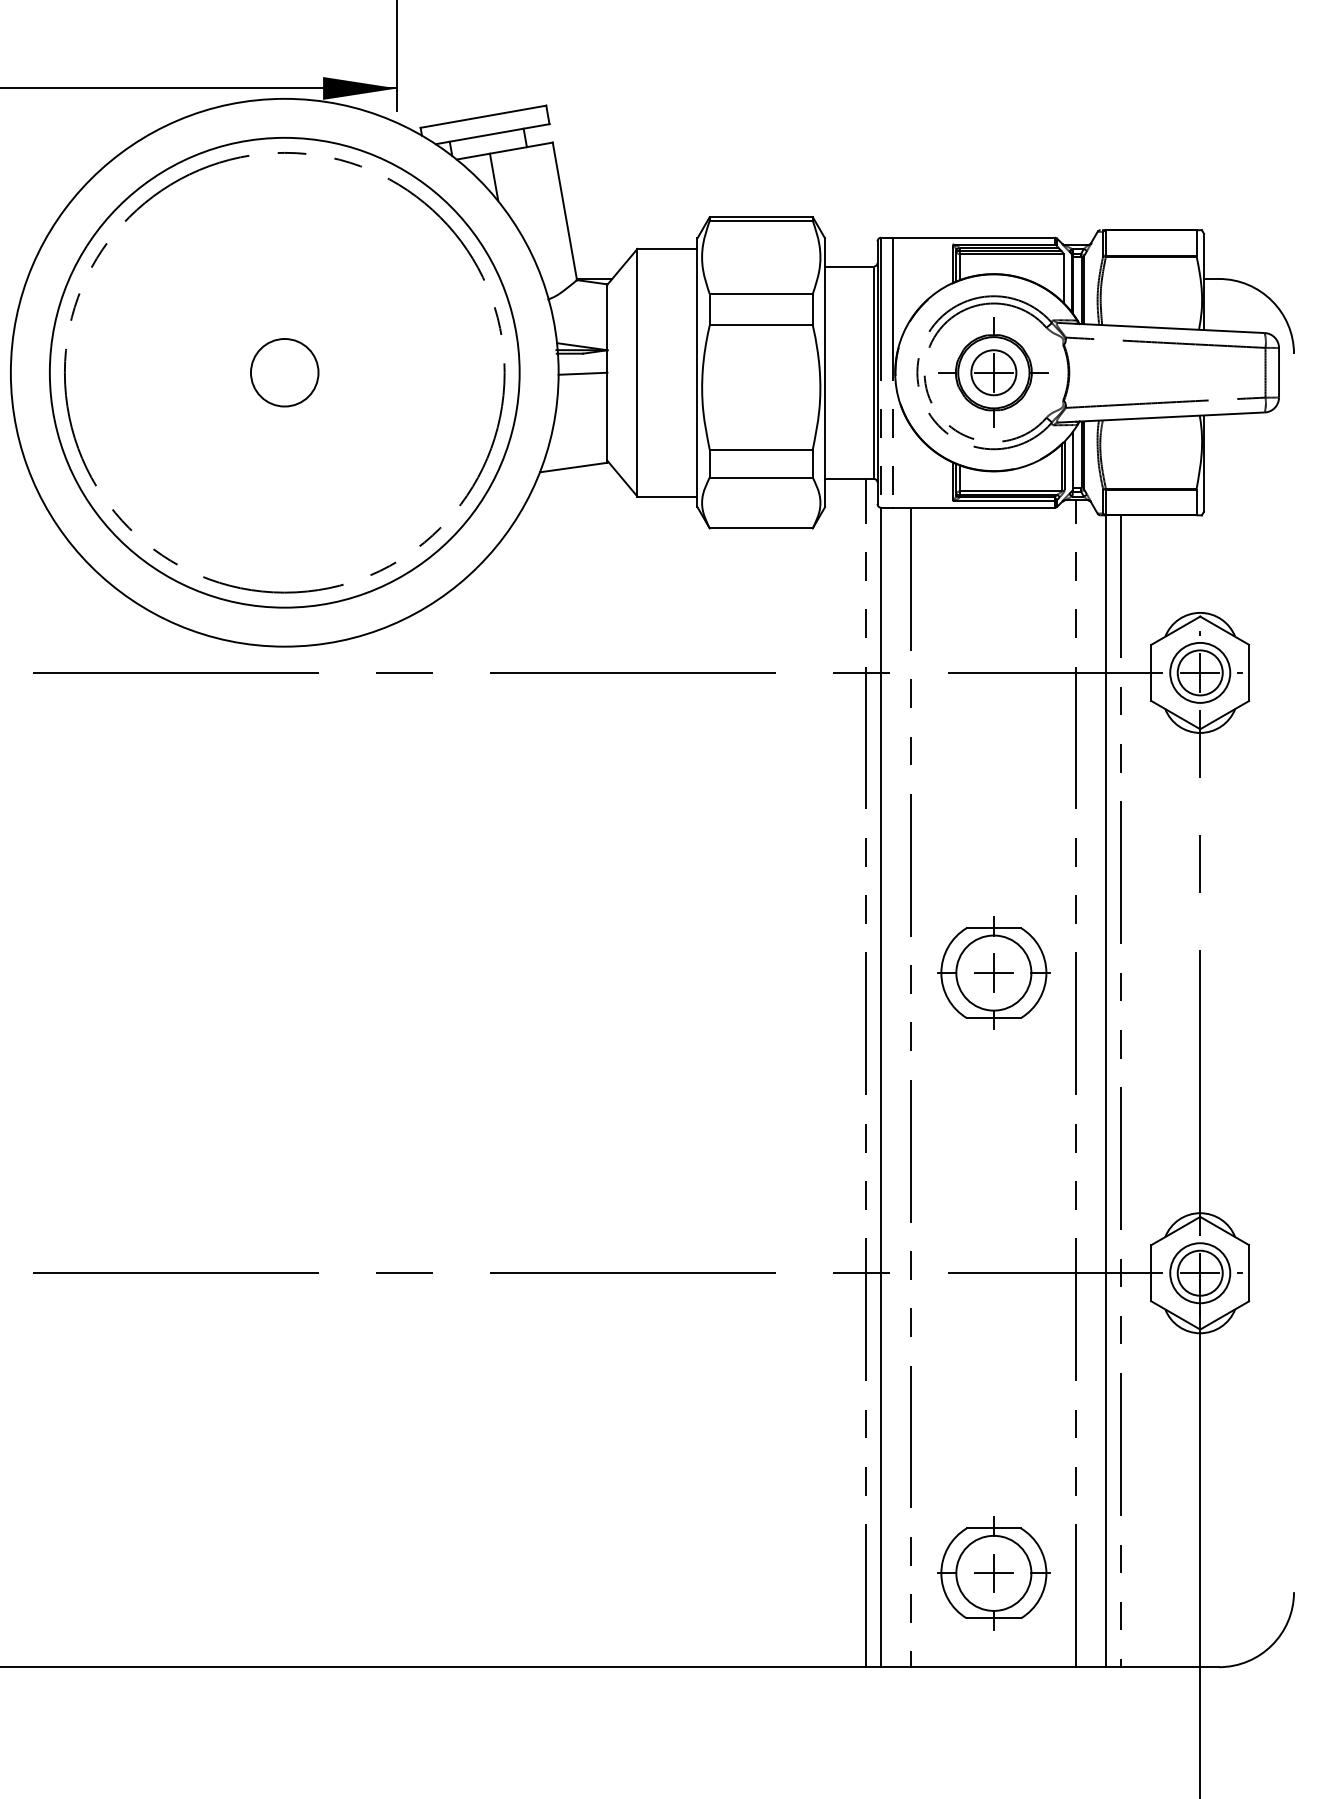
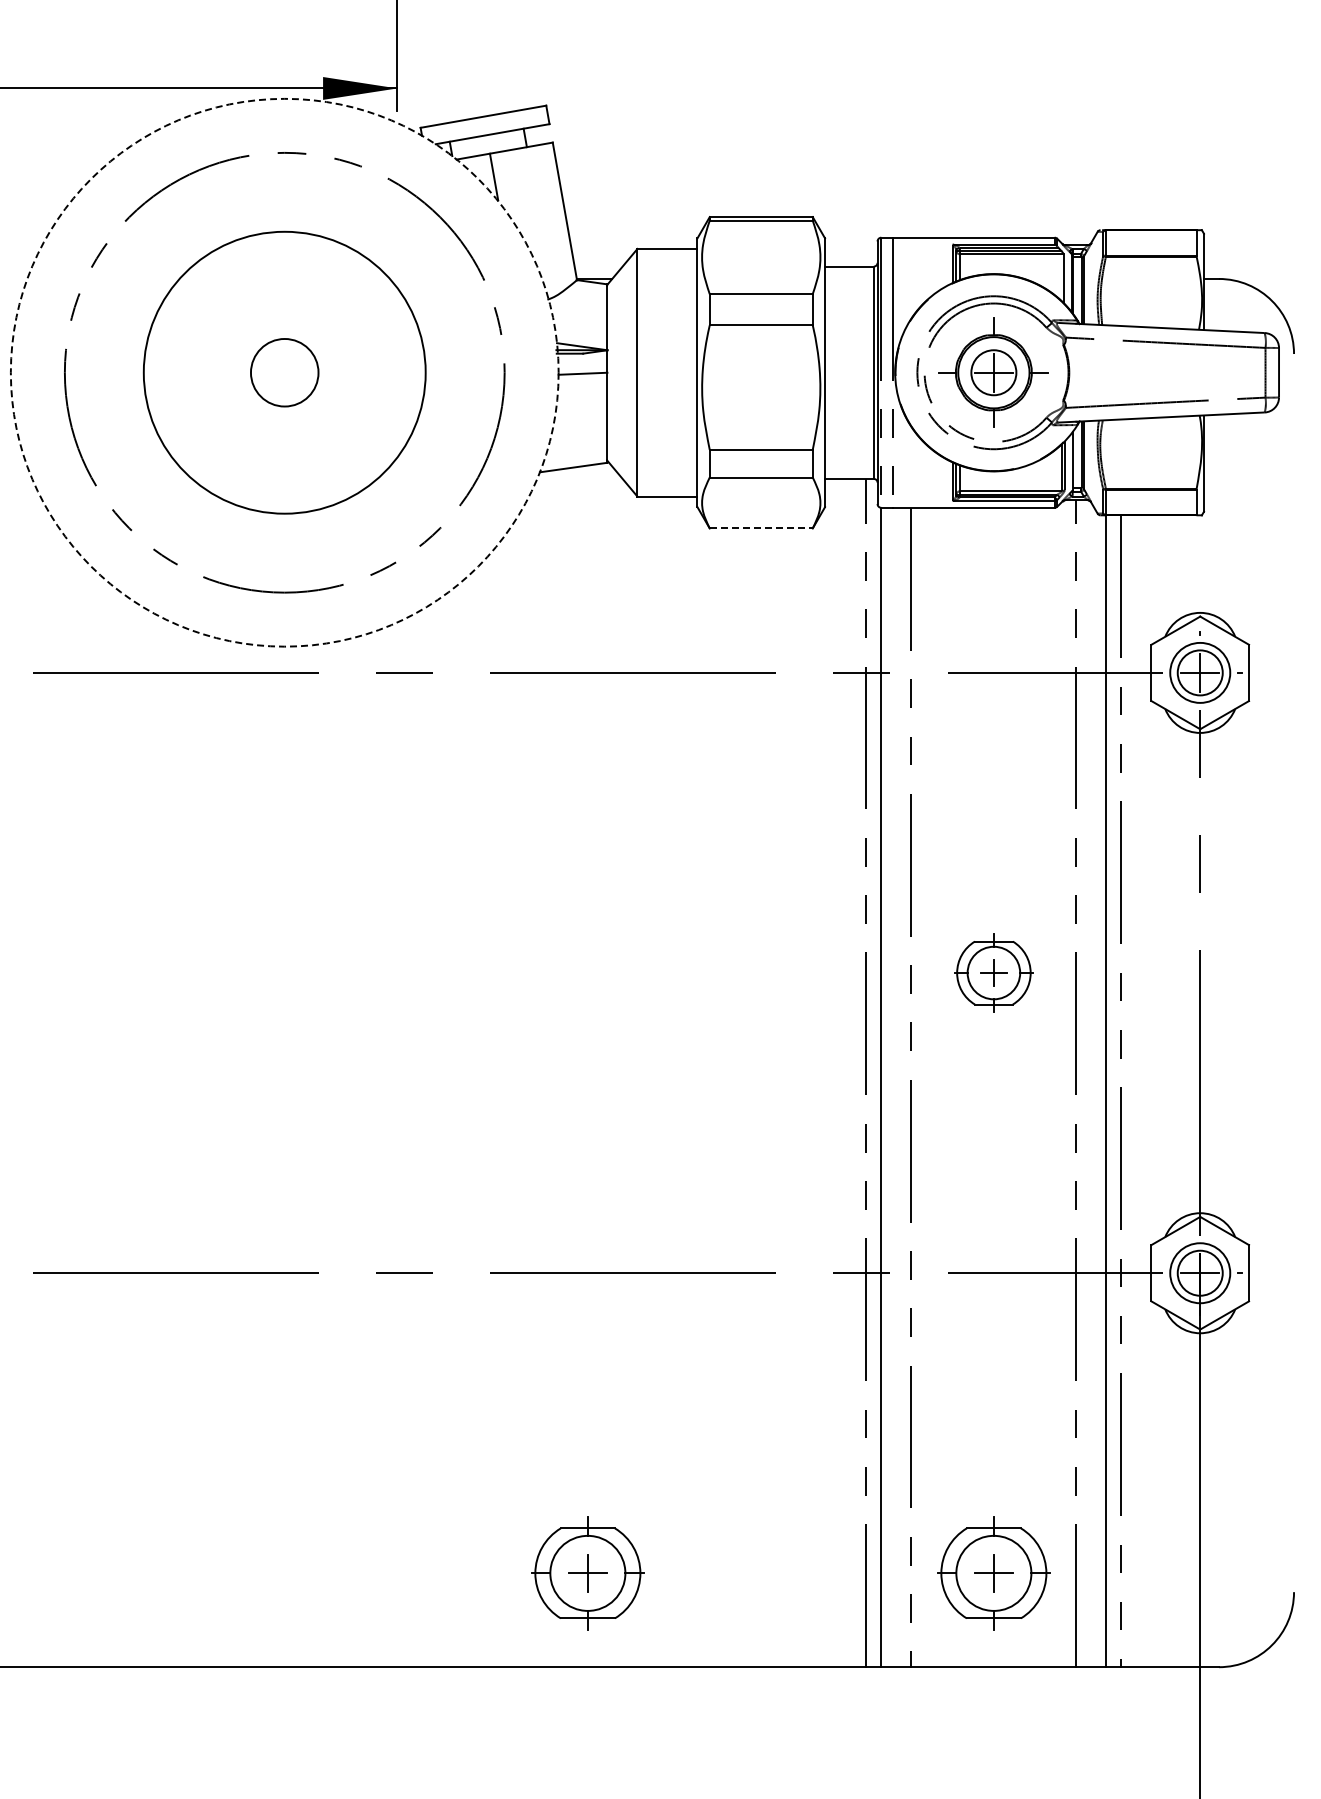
circle diameter: 470 px -> 282 px (284, 372)
circle: solid -> dashed (284, 372)
line: solid -> dashed (761, 528)
part size: 114x114 px -> 80x80 px (993, 972)
part: none -> present (587, 1573)
